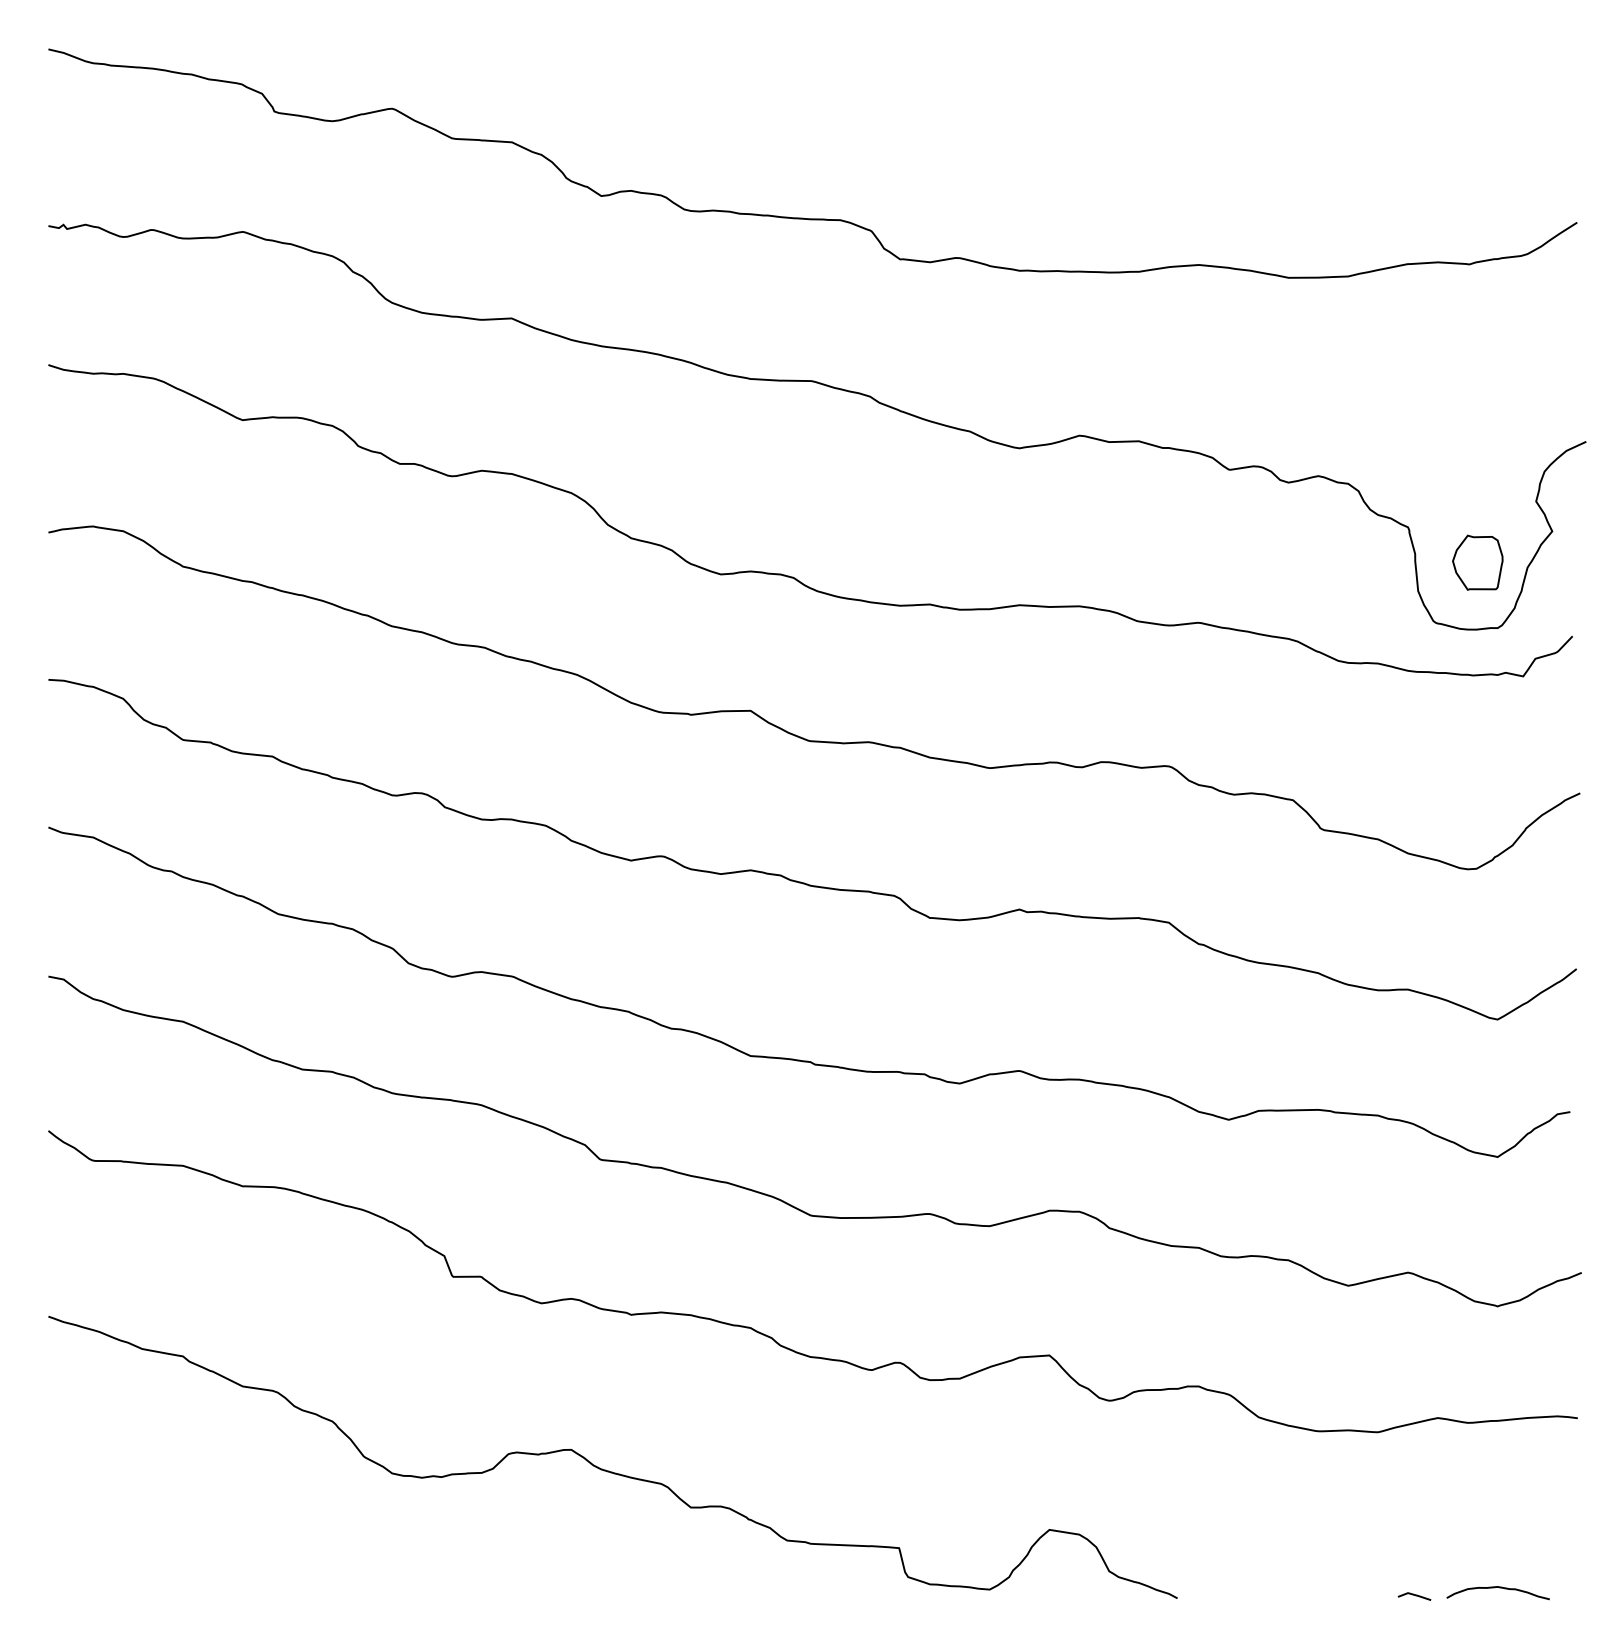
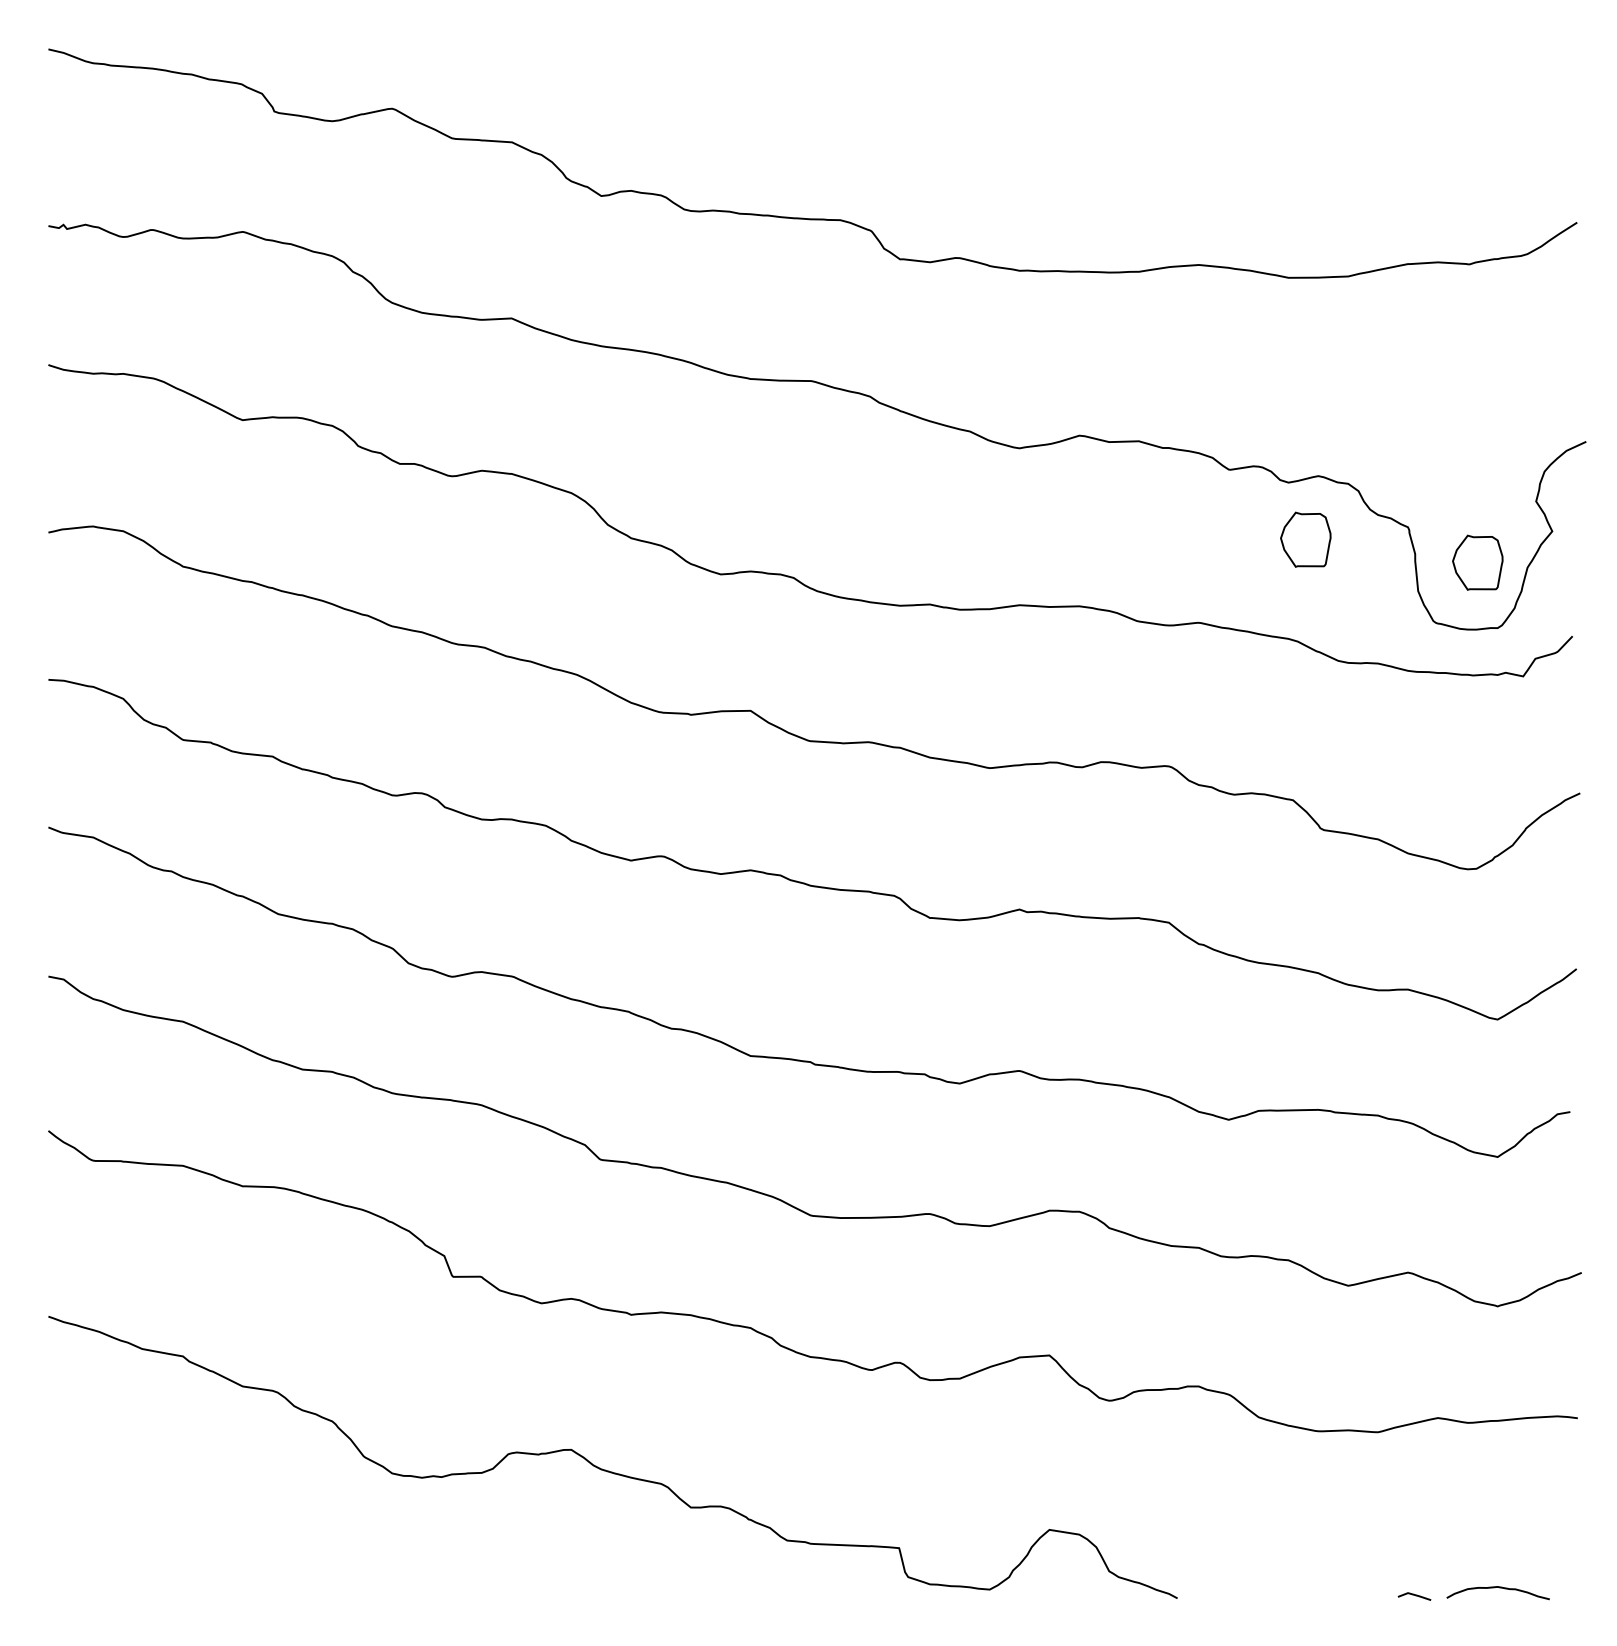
part: none -> present (1305, 539)
